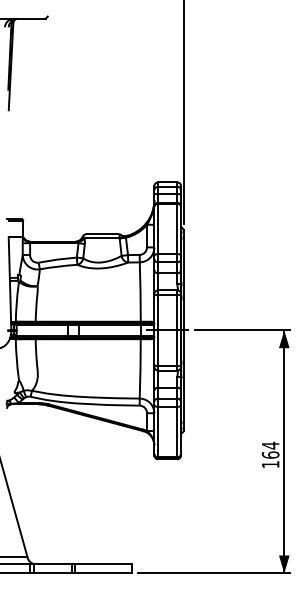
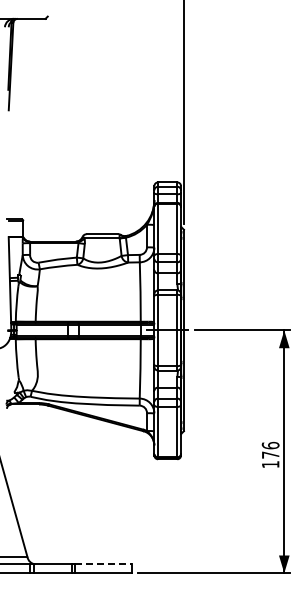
text: 164 -> 176 (270, 449)
line: solid -> dashed (104, 564)
